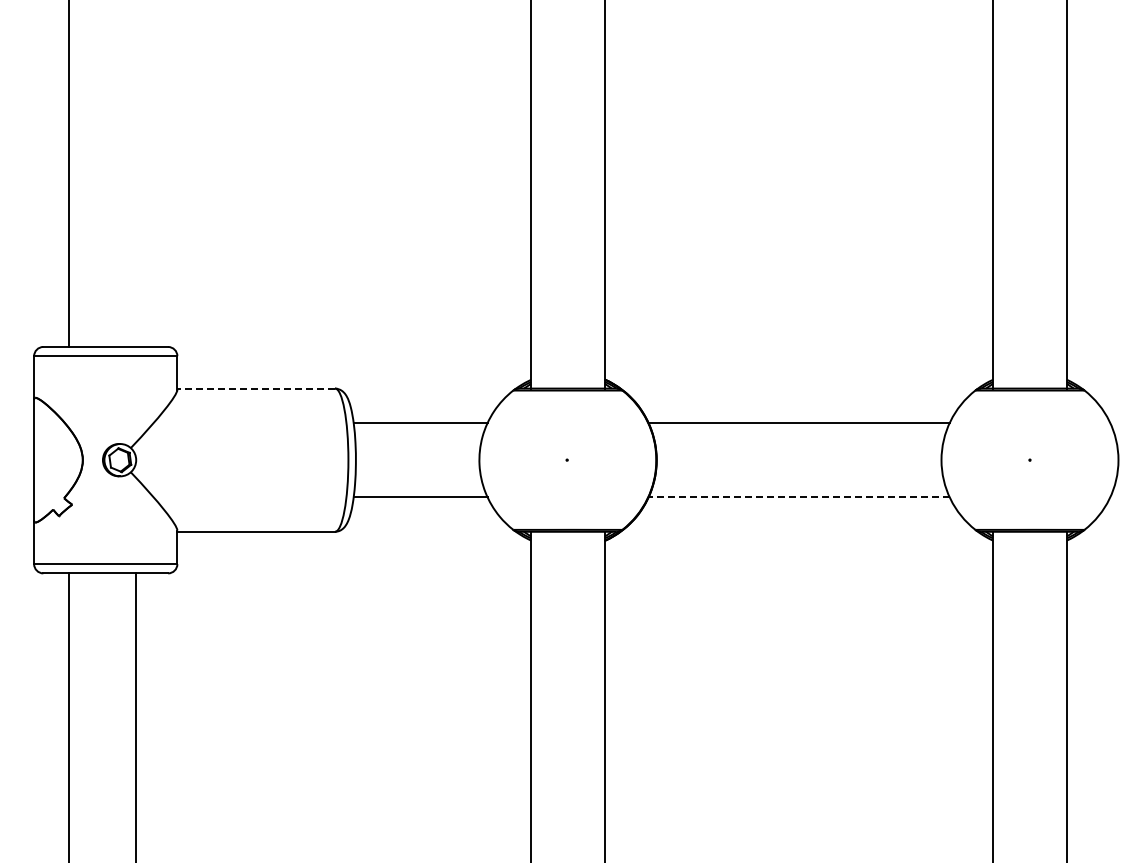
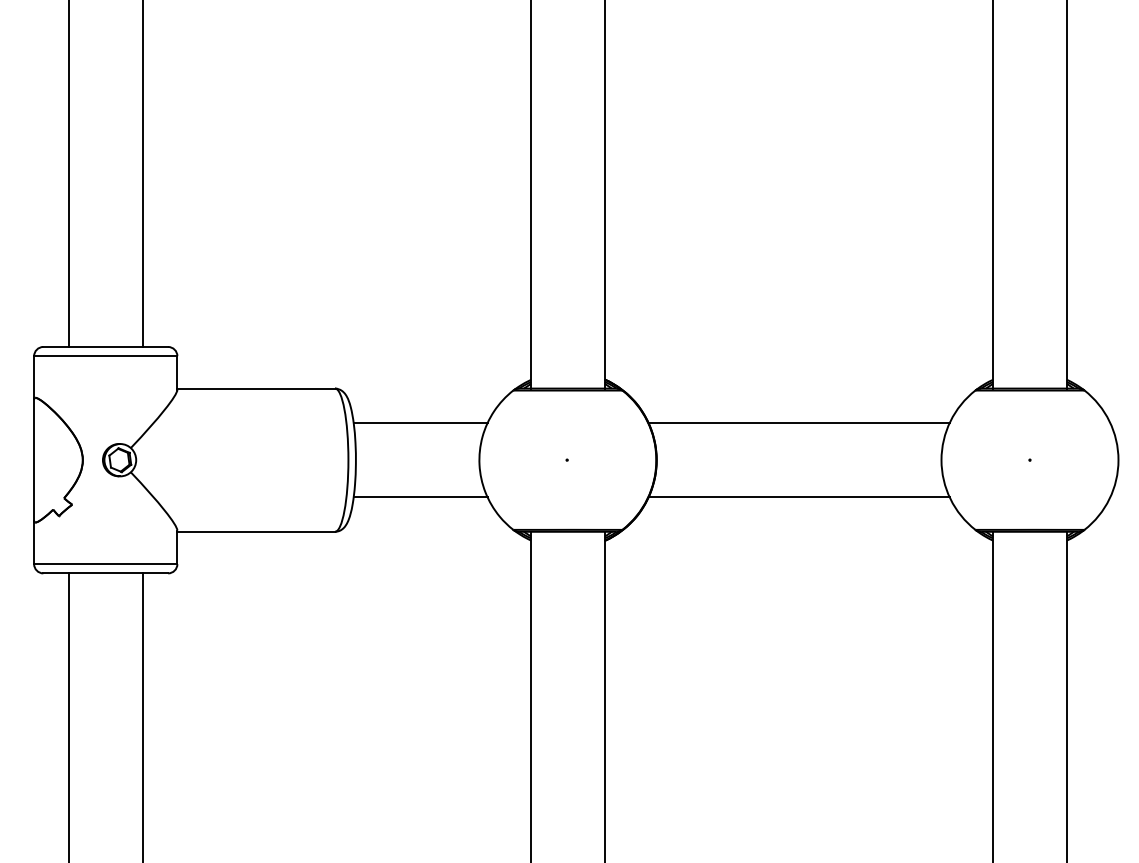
line: none -> present (142, 174)
line: dashed -> solid (256, 388)
line: dashed -> solid (798, 497)
line position: (135, 716) -> (142, 716) (142, 716)
